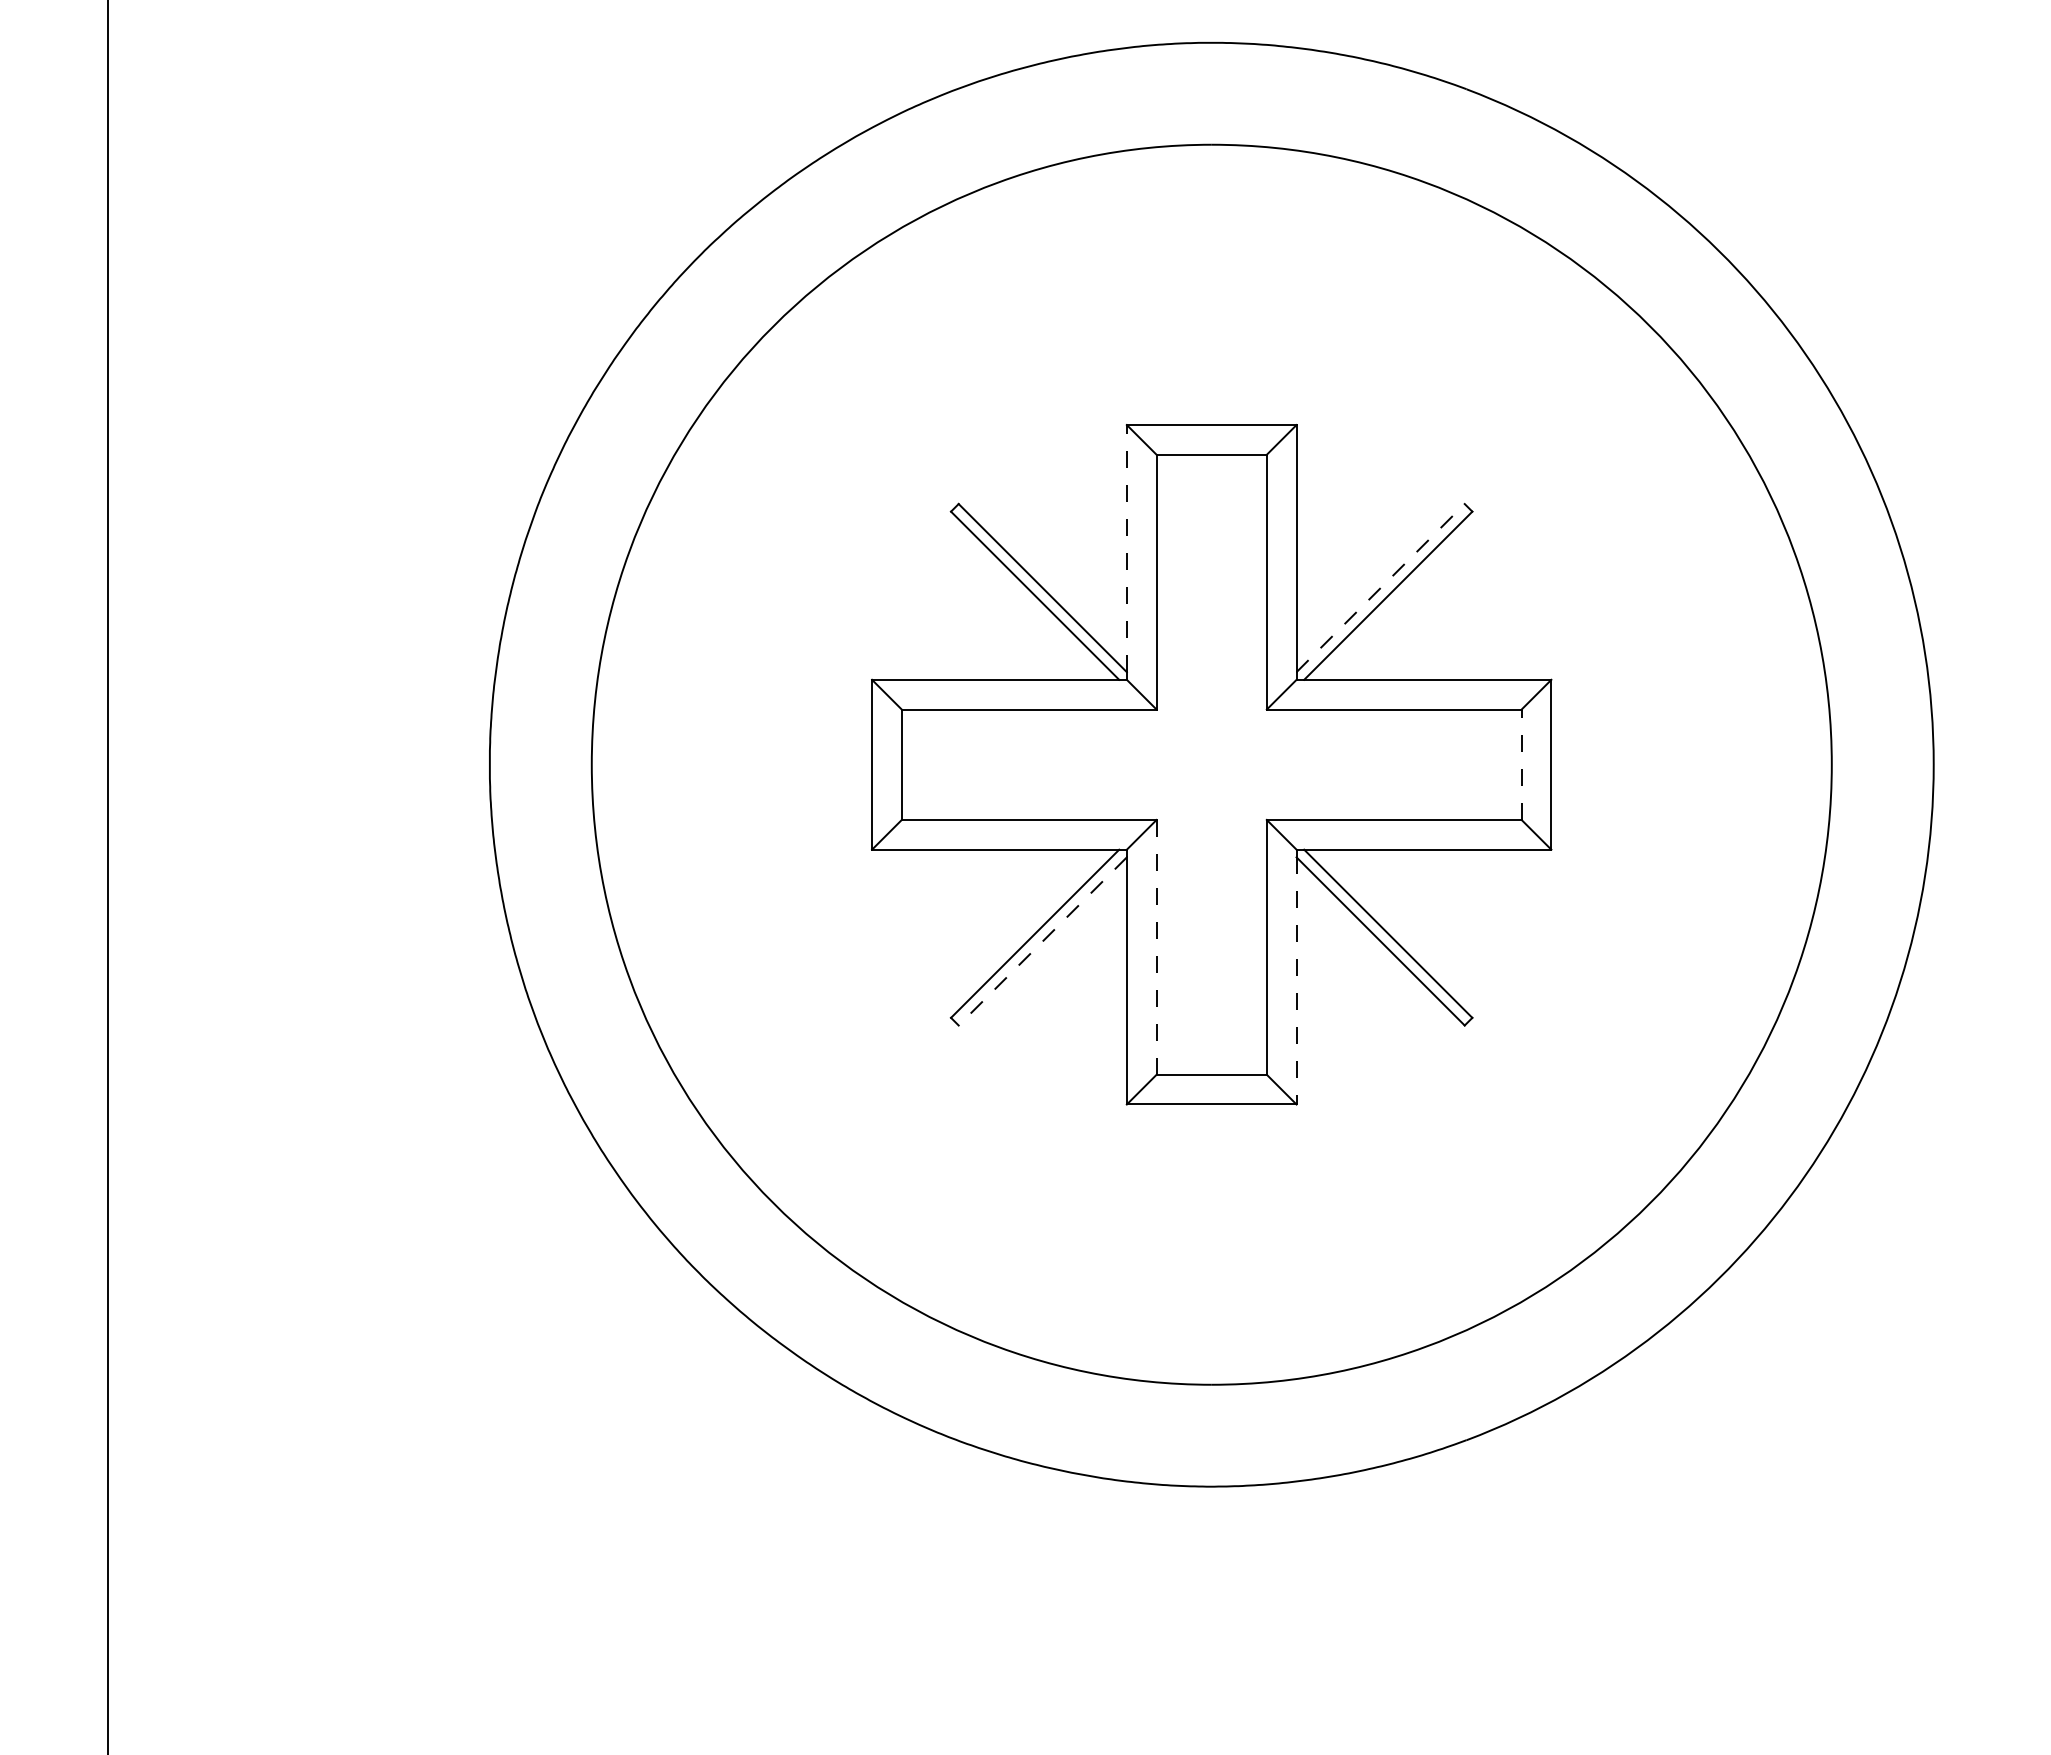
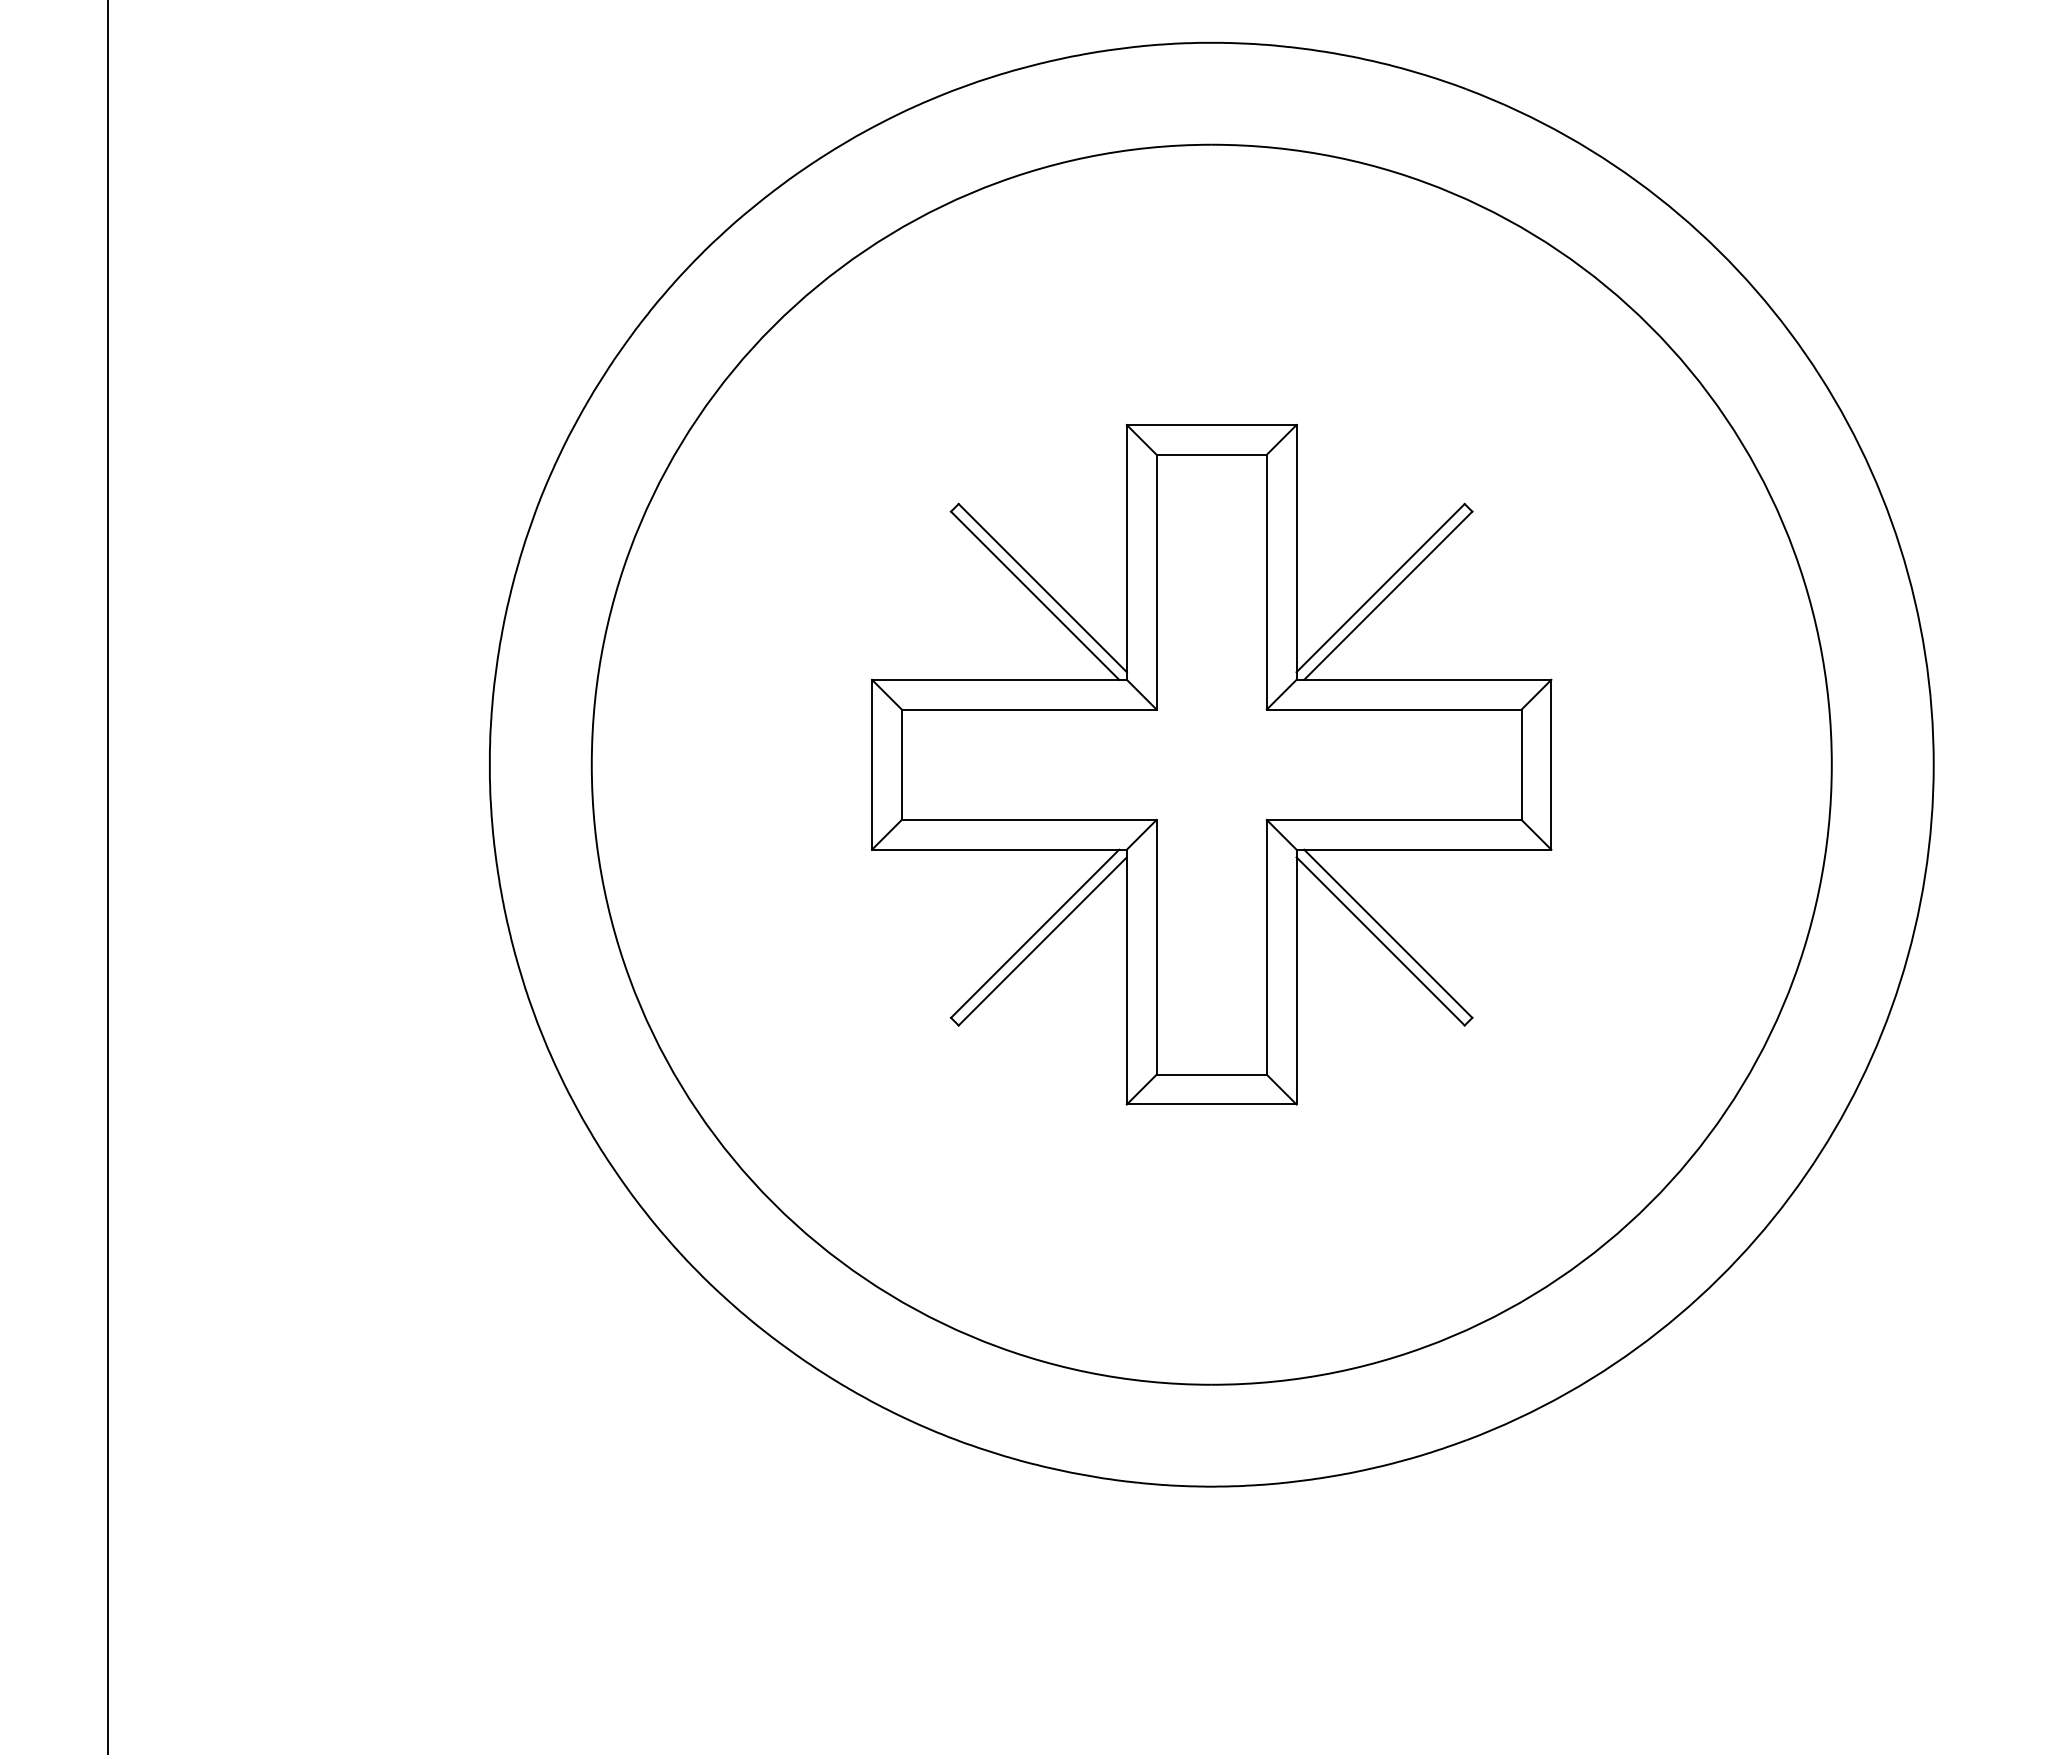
line: dashed -> solid (1126, 548)
line: dashed -> solid (1380, 588)
line: dashed -> solid (1521, 764)
line: dashed -> solid (1042, 941)
line: dashed -> solid (1156, 947)
line: dashed -> solid (1296, 980)
